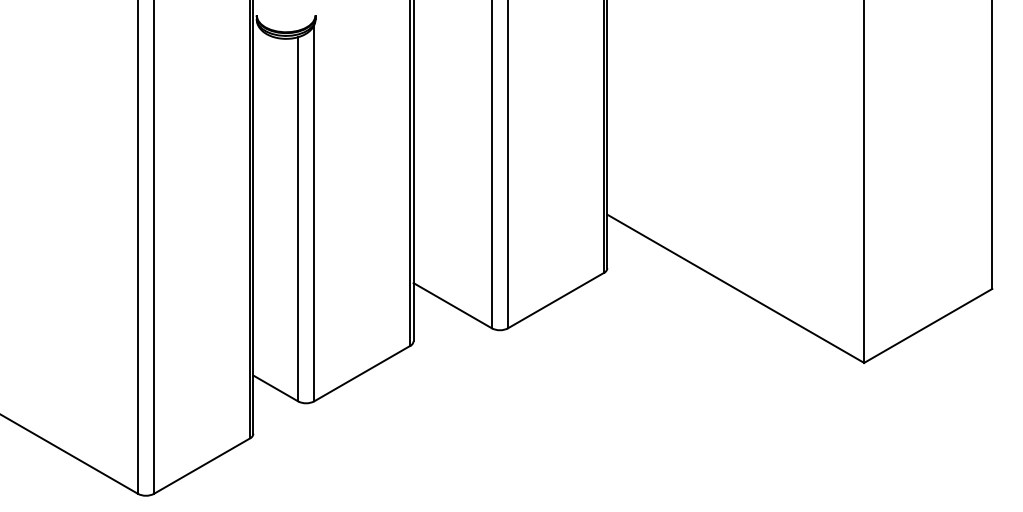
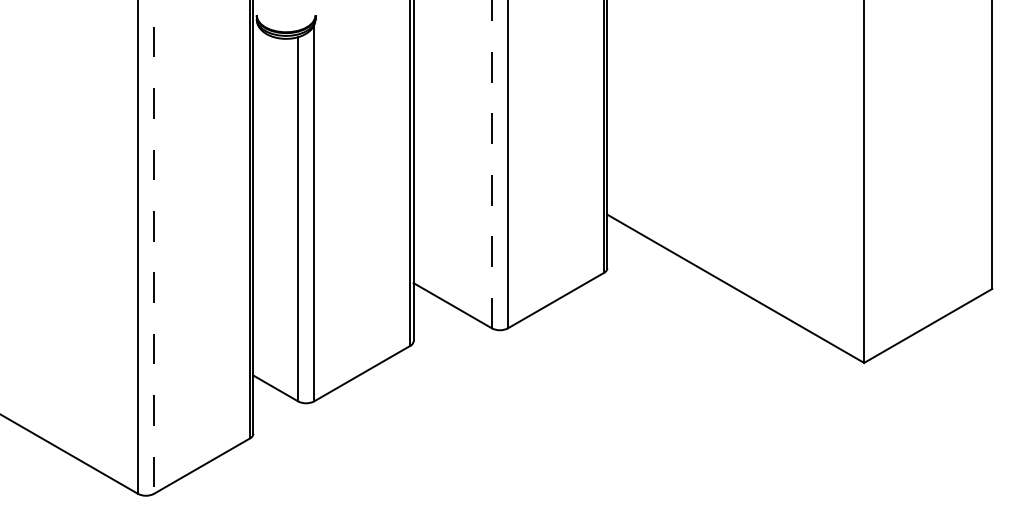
line: solid -> dashed (491, 164)
line: solid -> dashed (154, 247)
